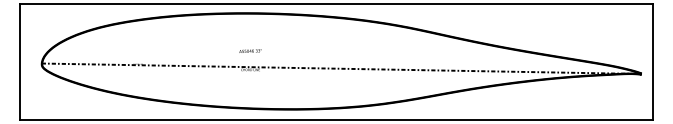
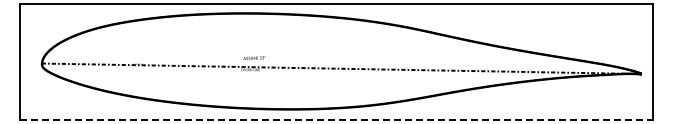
text position: (250, 50) -> (254, 57) (254, 57)
line: solid -> dashed (336, 120)
